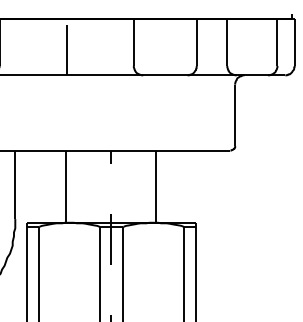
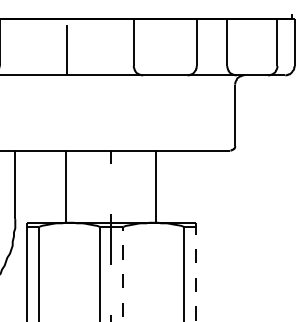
line: solid -> dashed (196, 271)
line: solid -> dashed (123, 273)
